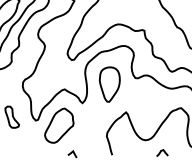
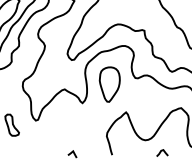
part position: (11, 116) -> (11, 124) (11, 124)
part: present -> none (59, 125)
